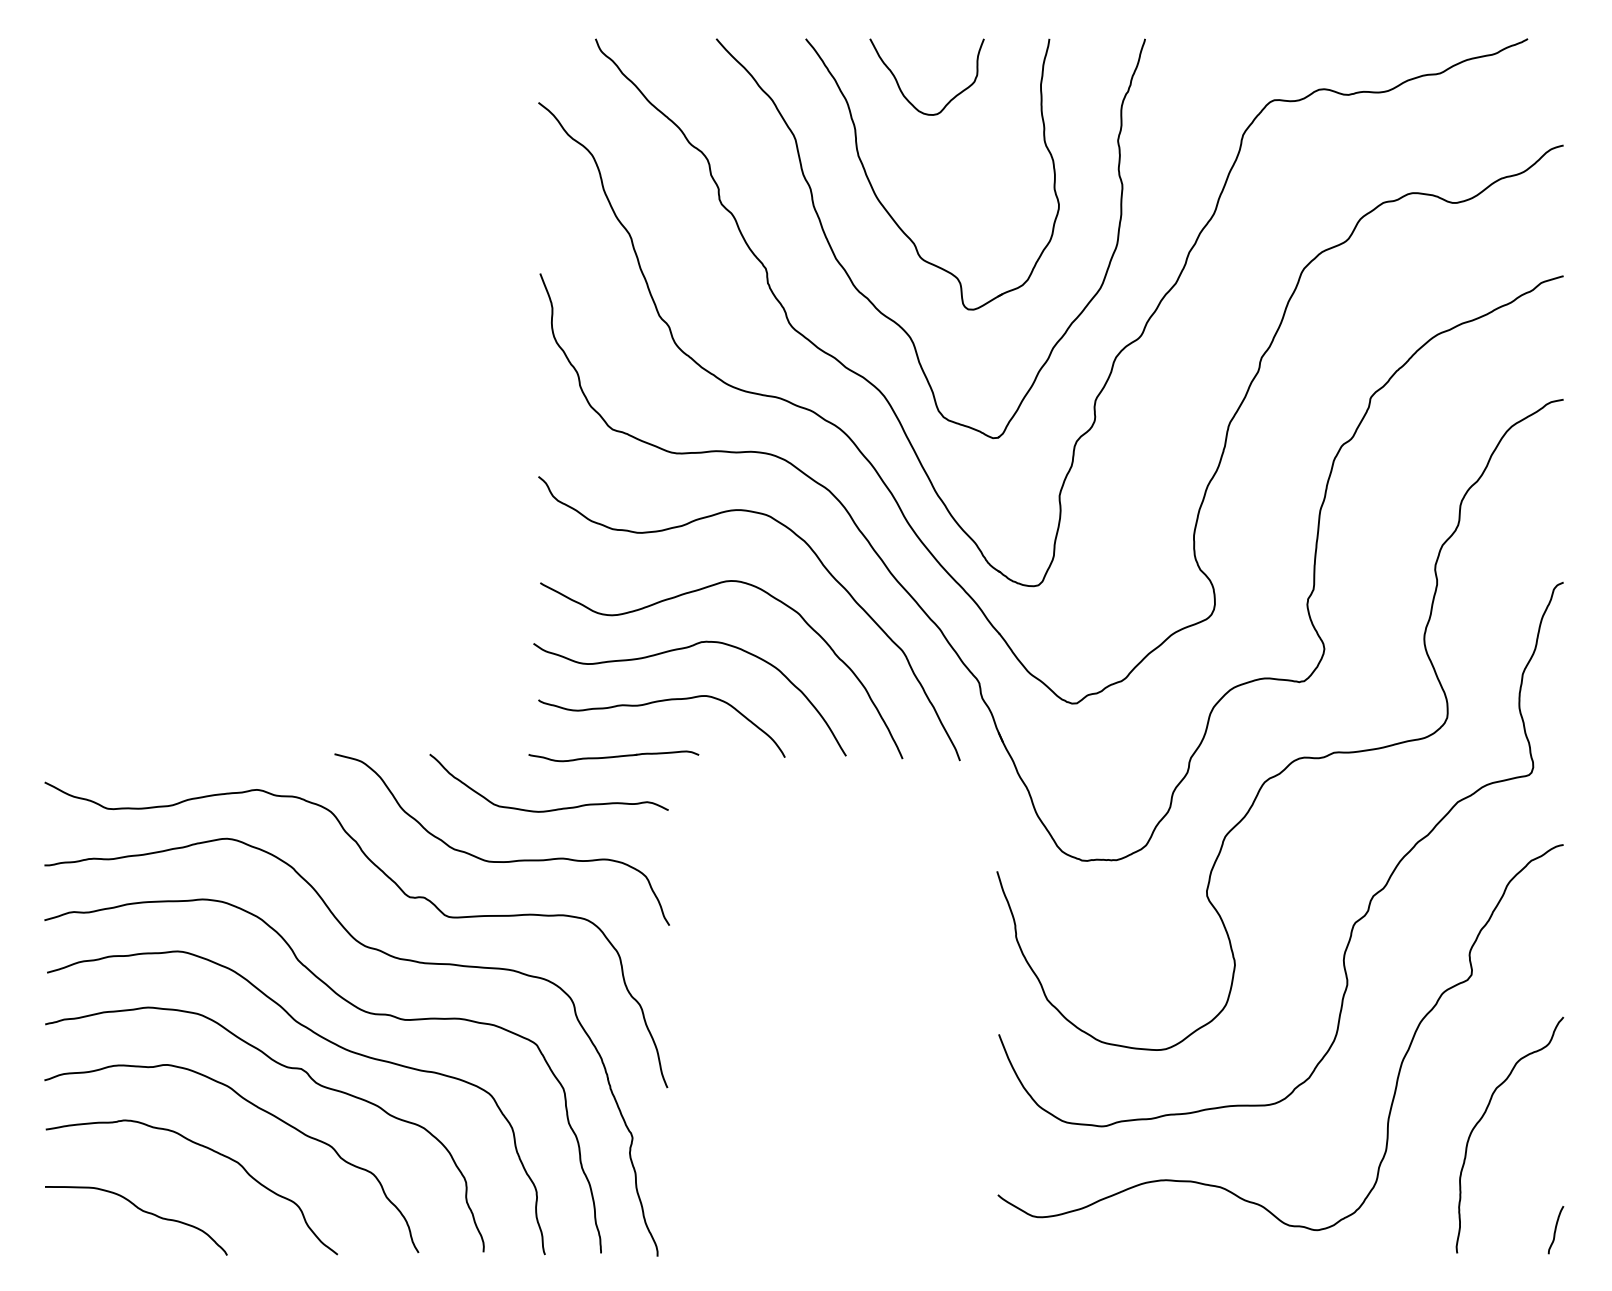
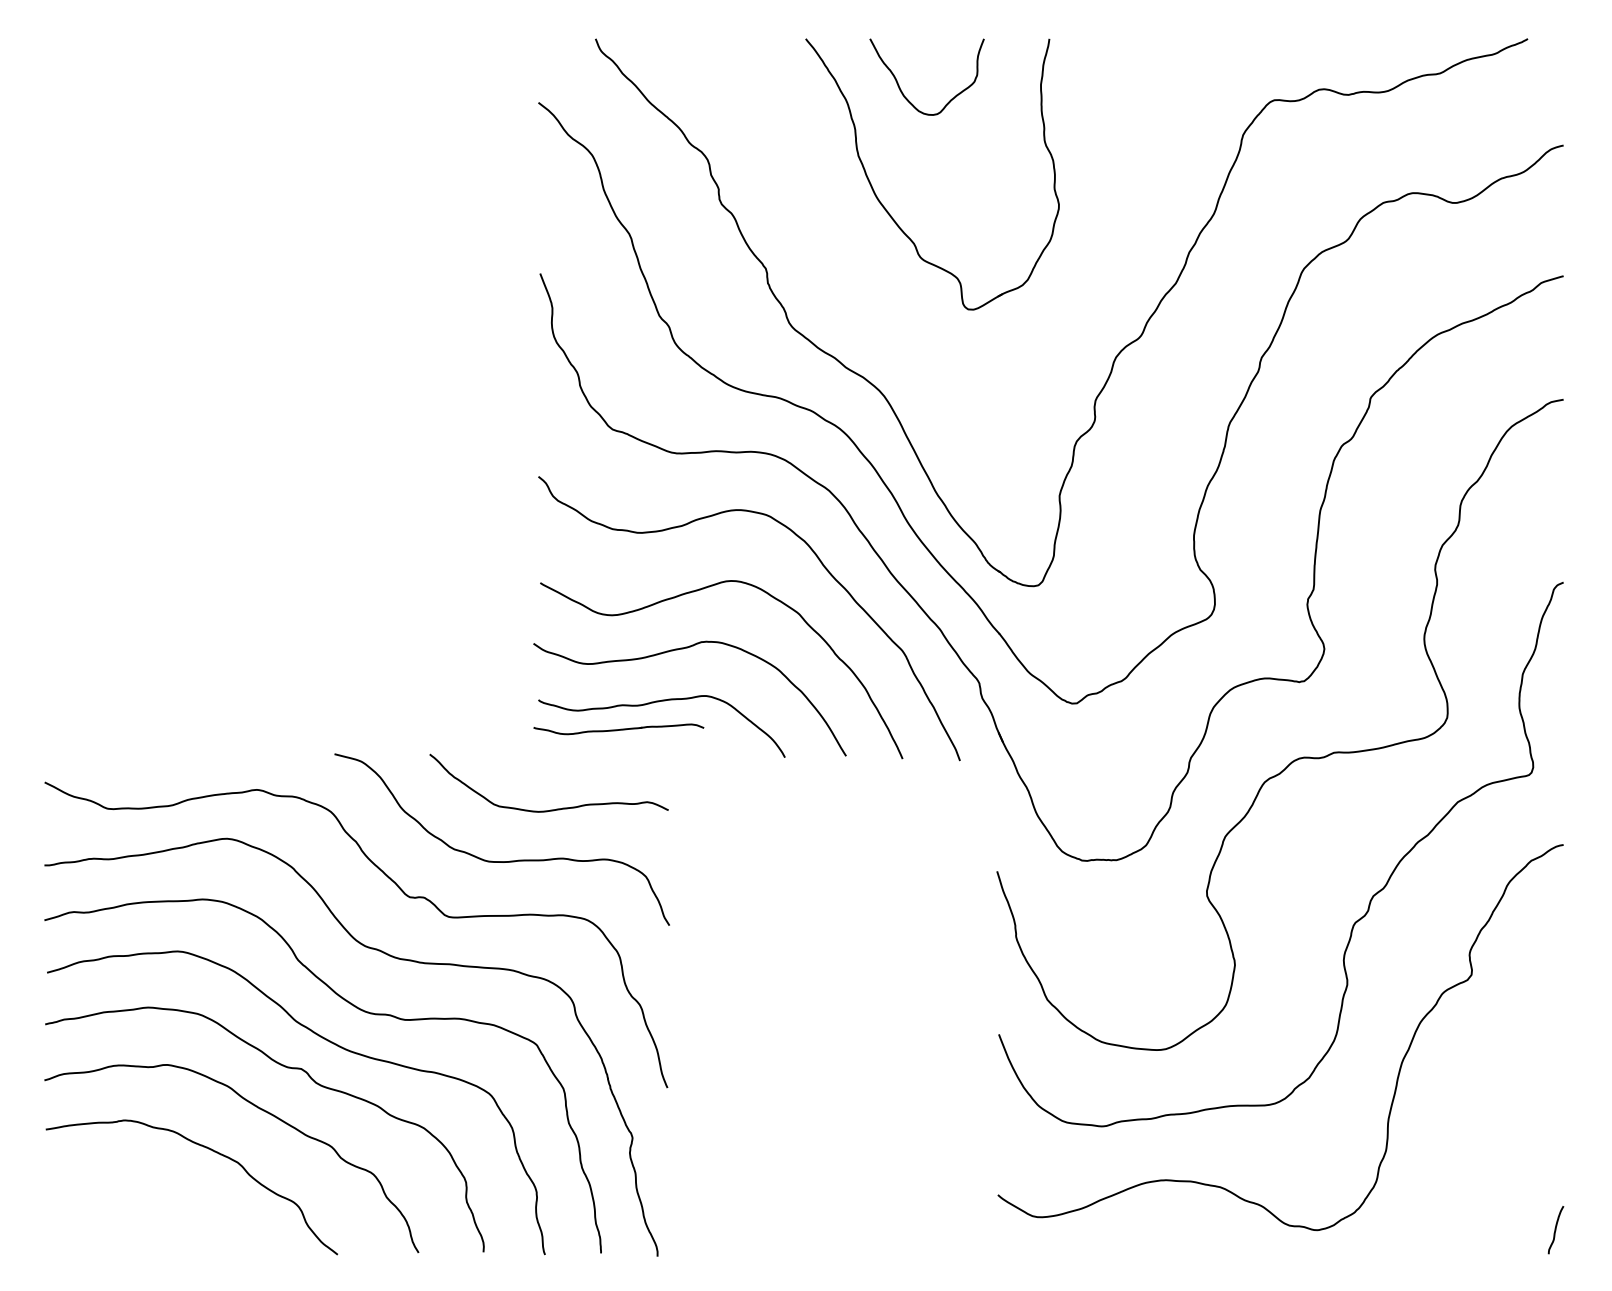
part: present -> none (869, 299)
part position: (613, 756) -> (618, 729) (618, 729)
curve: present -> none (1482, 1118)
curve: present -> none (141, 1211)
